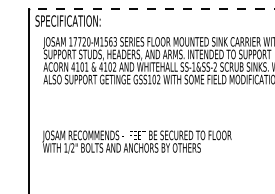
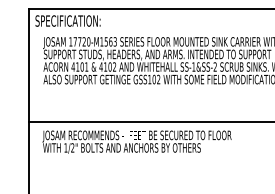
line: dashed -> solid (152, 8)
line: none -> present (150, 121)
